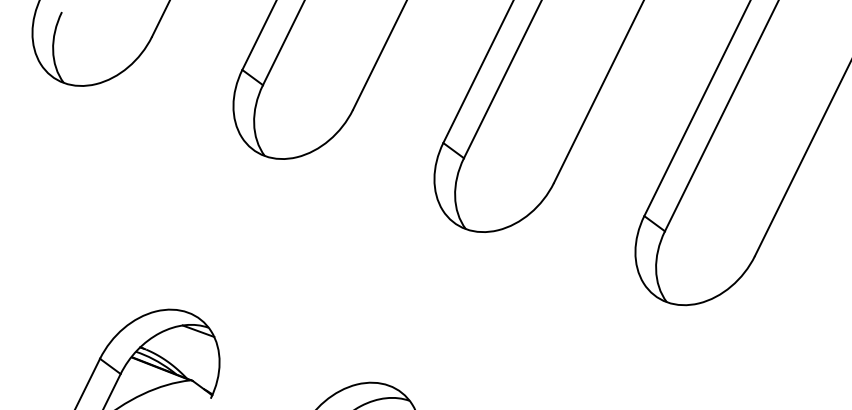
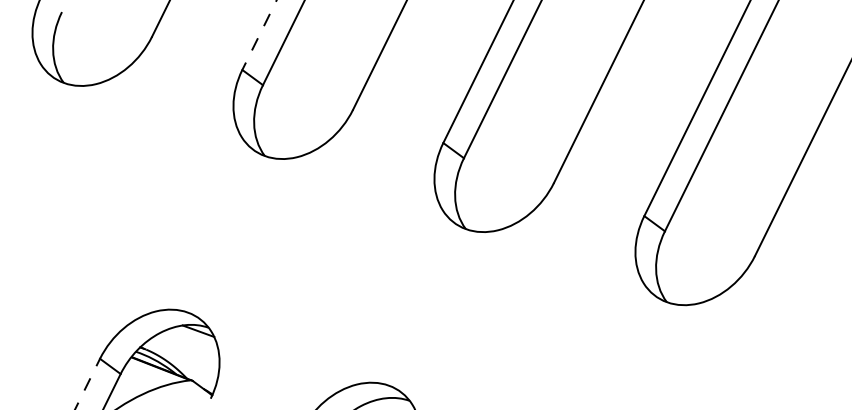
line: solid -> dashed (259, 35)
line: solid -> dashed (87, 383)
